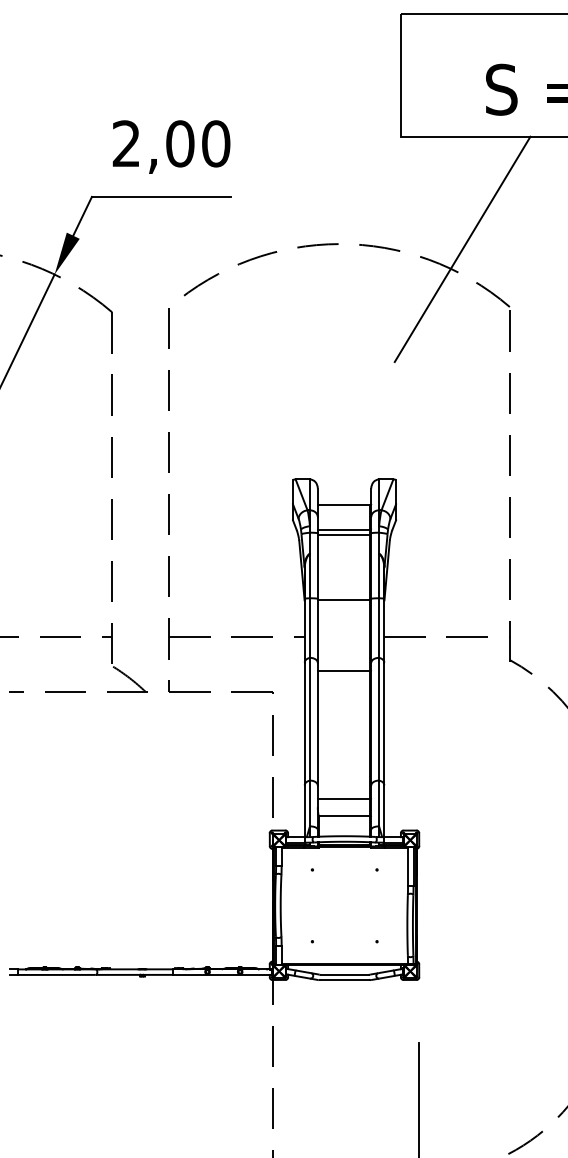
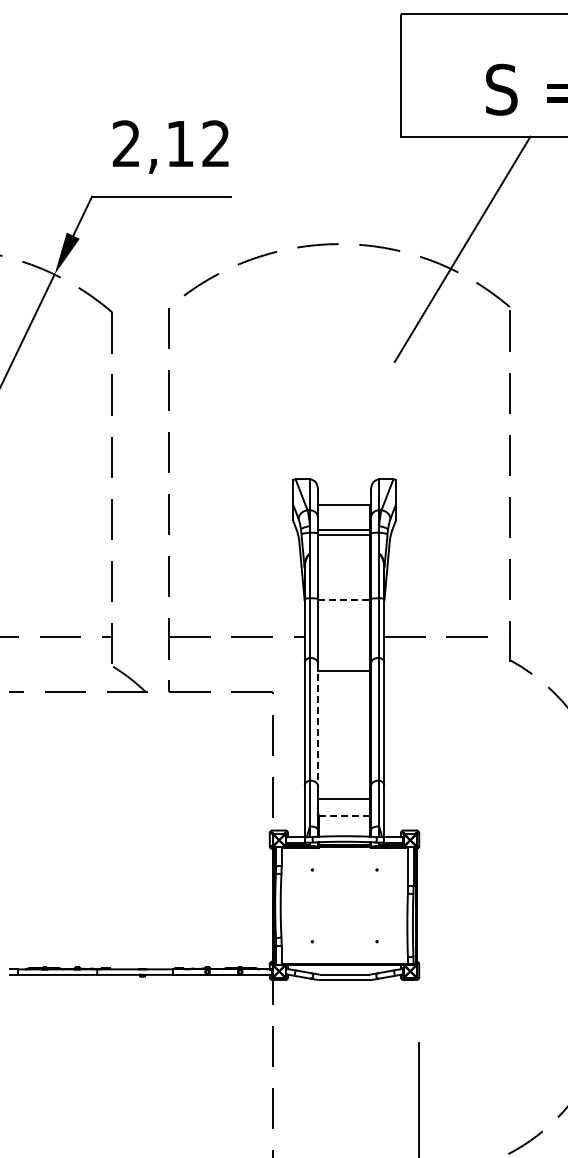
text: 2,00 -> 2,12 (198, 143)
line: solid -> dashed (344, 600)
line: solid -> dashed (317, 724)
line: solid -> dashed (344, 816)
